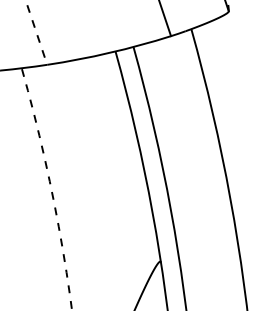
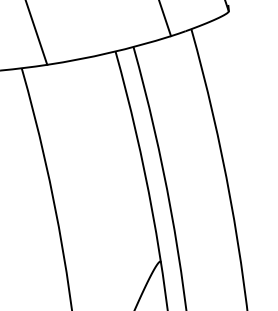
line: dashed -> solid (36, 32)
arc: dashed -> solid (51, 187)
